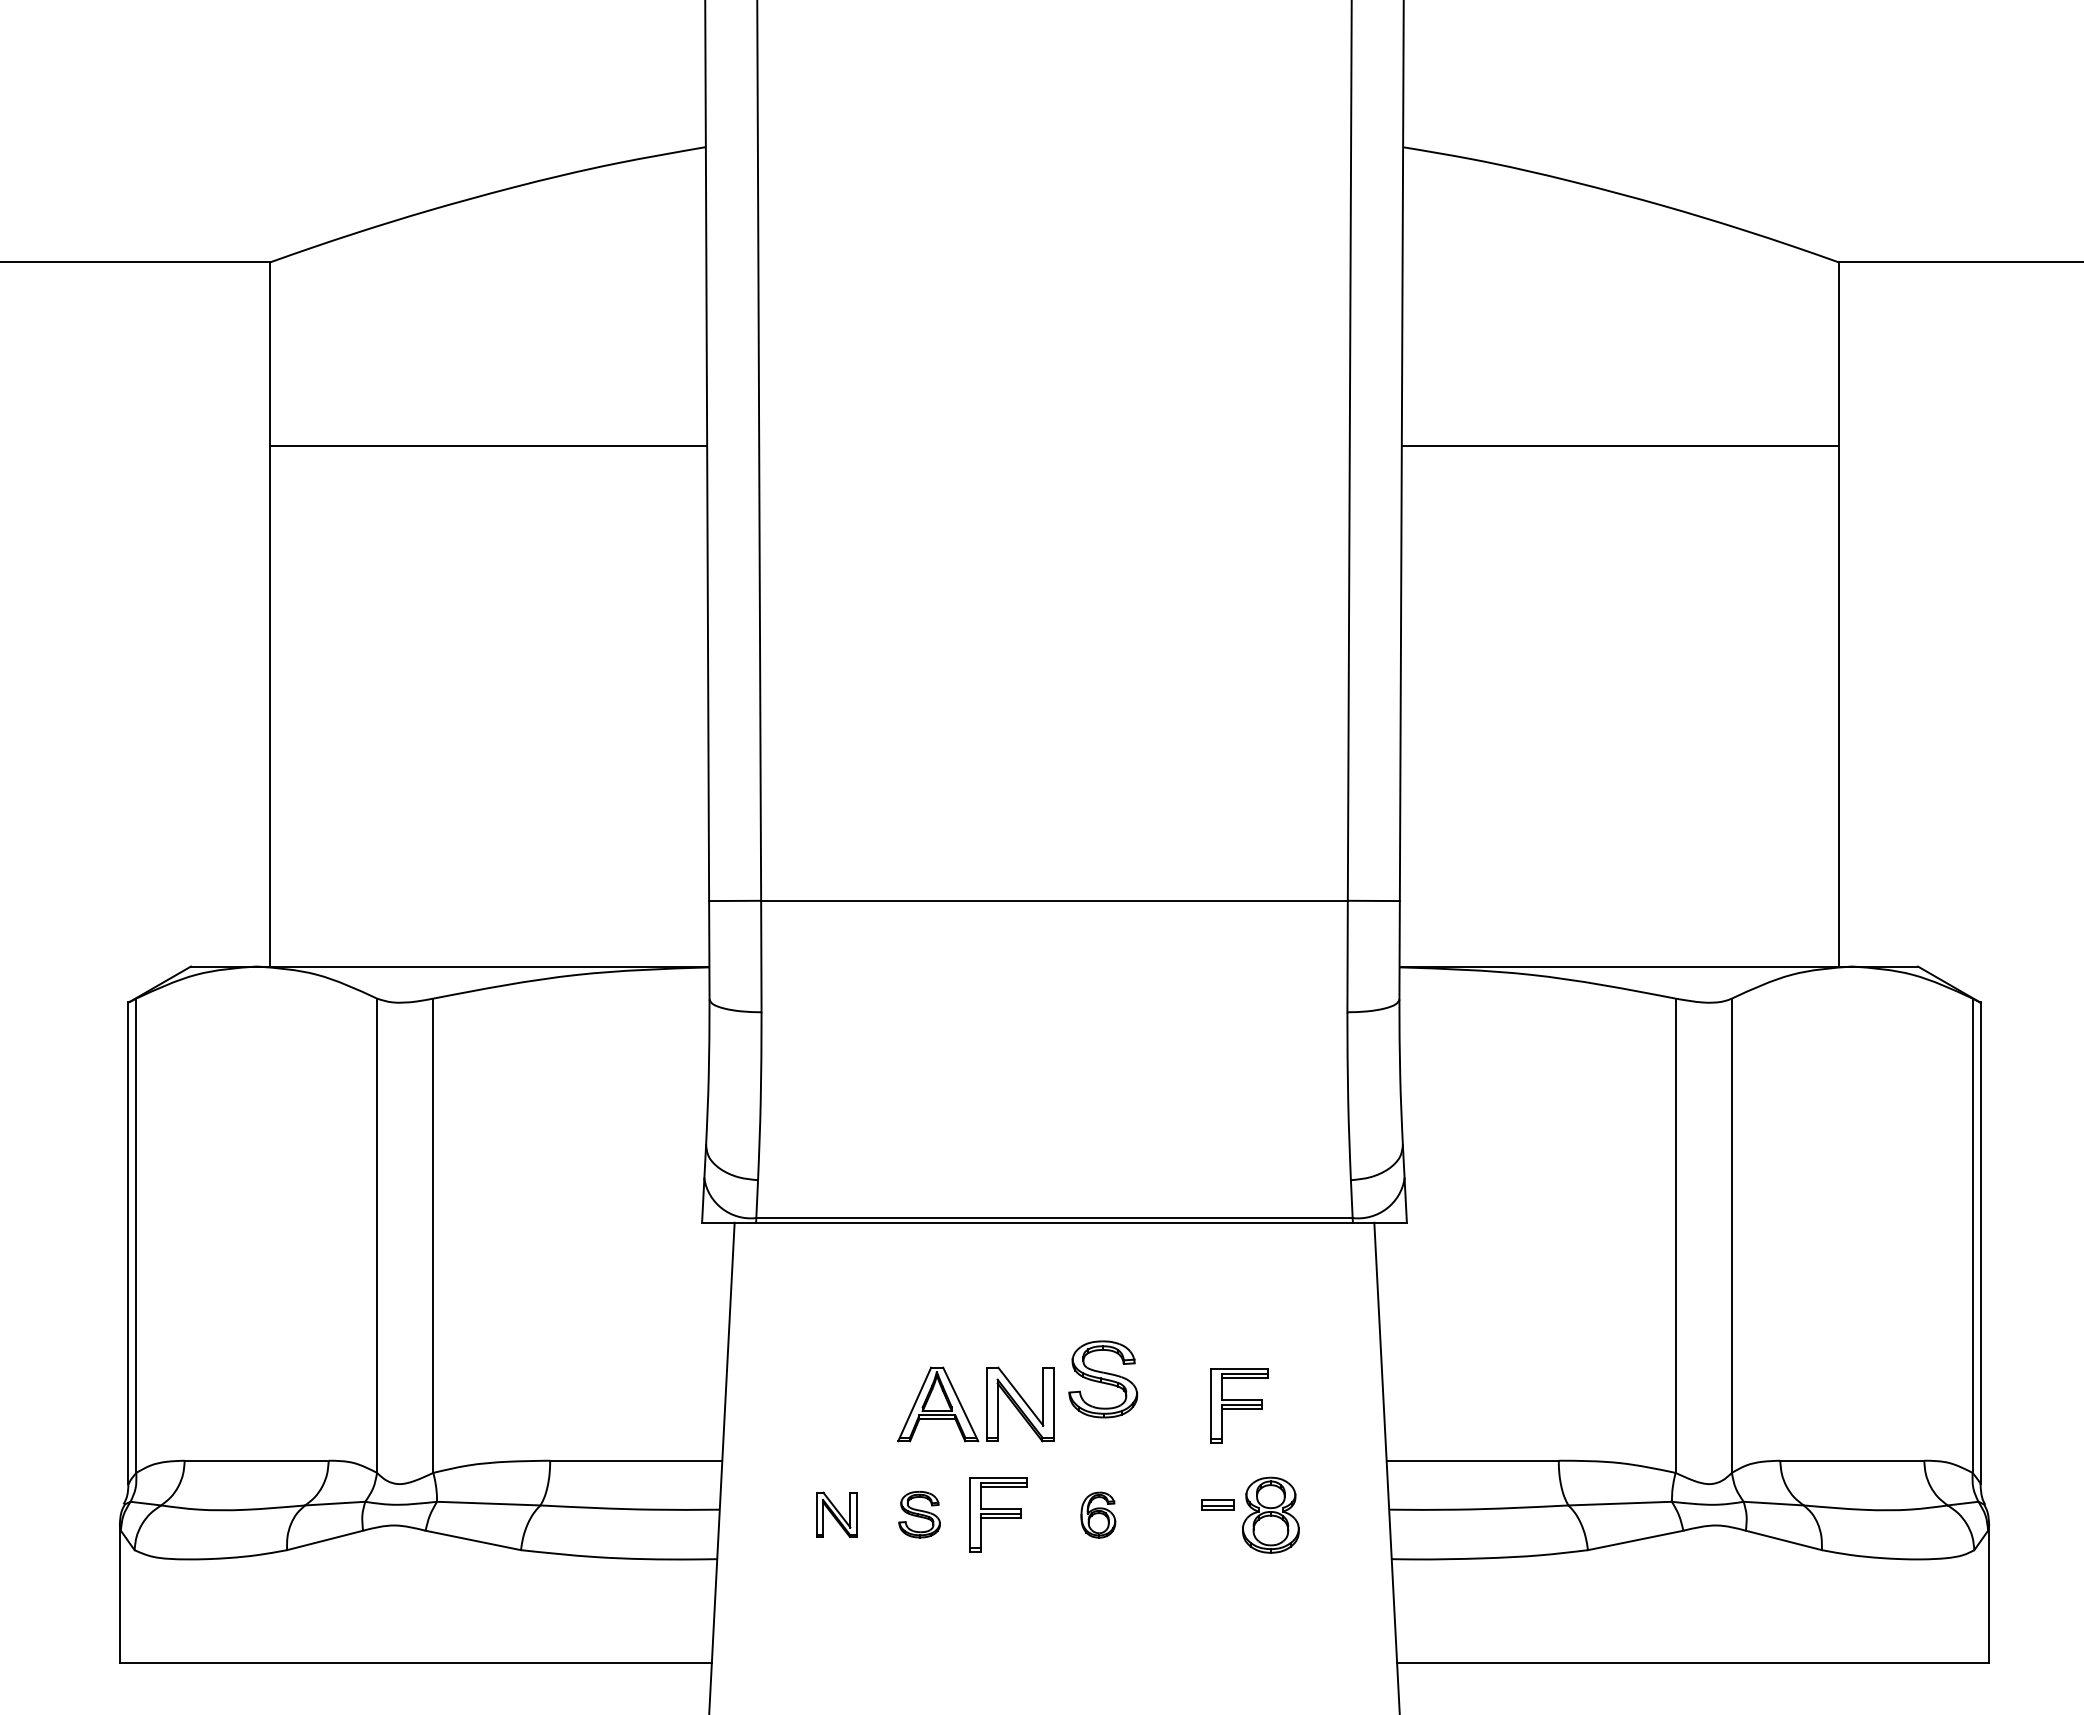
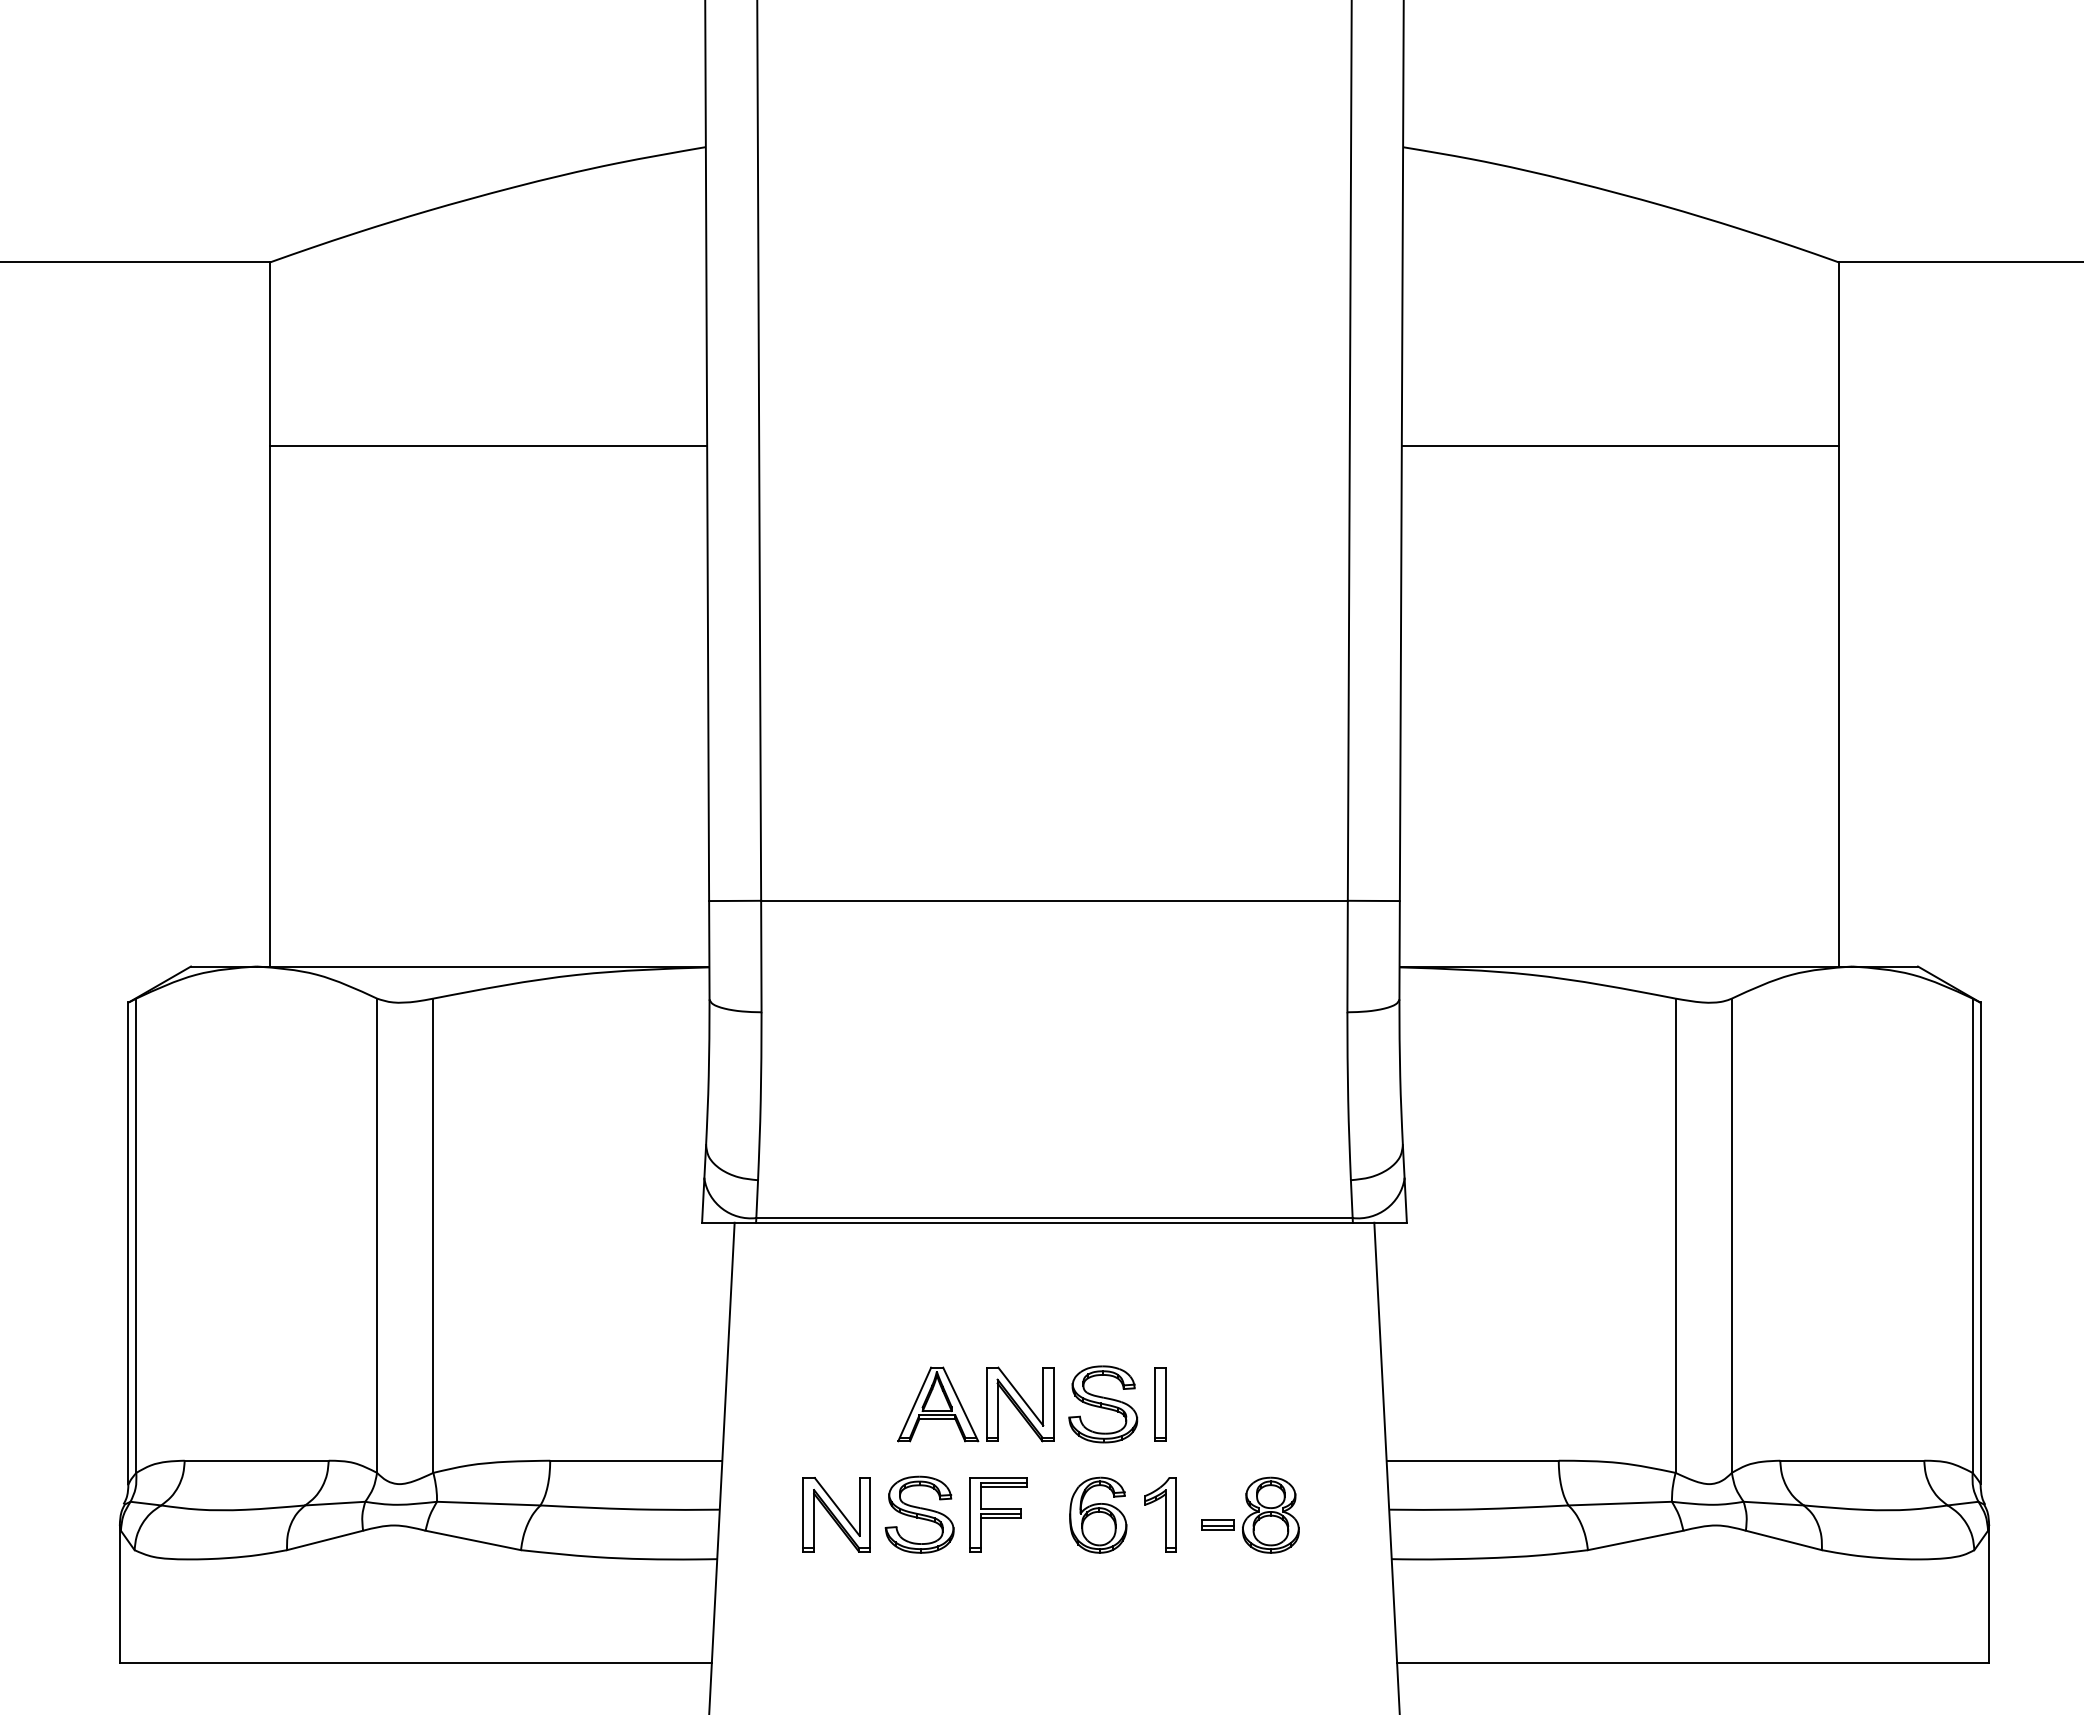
part position: (1103, 1379) -> (1103, 1404) (1103, 1404)
part: none -> present (1160, 1404)
part: present -> none (1239, 1405)
part position: (1217, 1504) -> (1217, 1524) (1217, 1524)
part size: 42x47 px -> 69x76 px (836, 1514)
part size: 43x48 px -> 71x79 px (919, 1514)
part size: 37x48 px -> 59x78 px (1098, 1514)
part: none -> present (1160, 1514)
